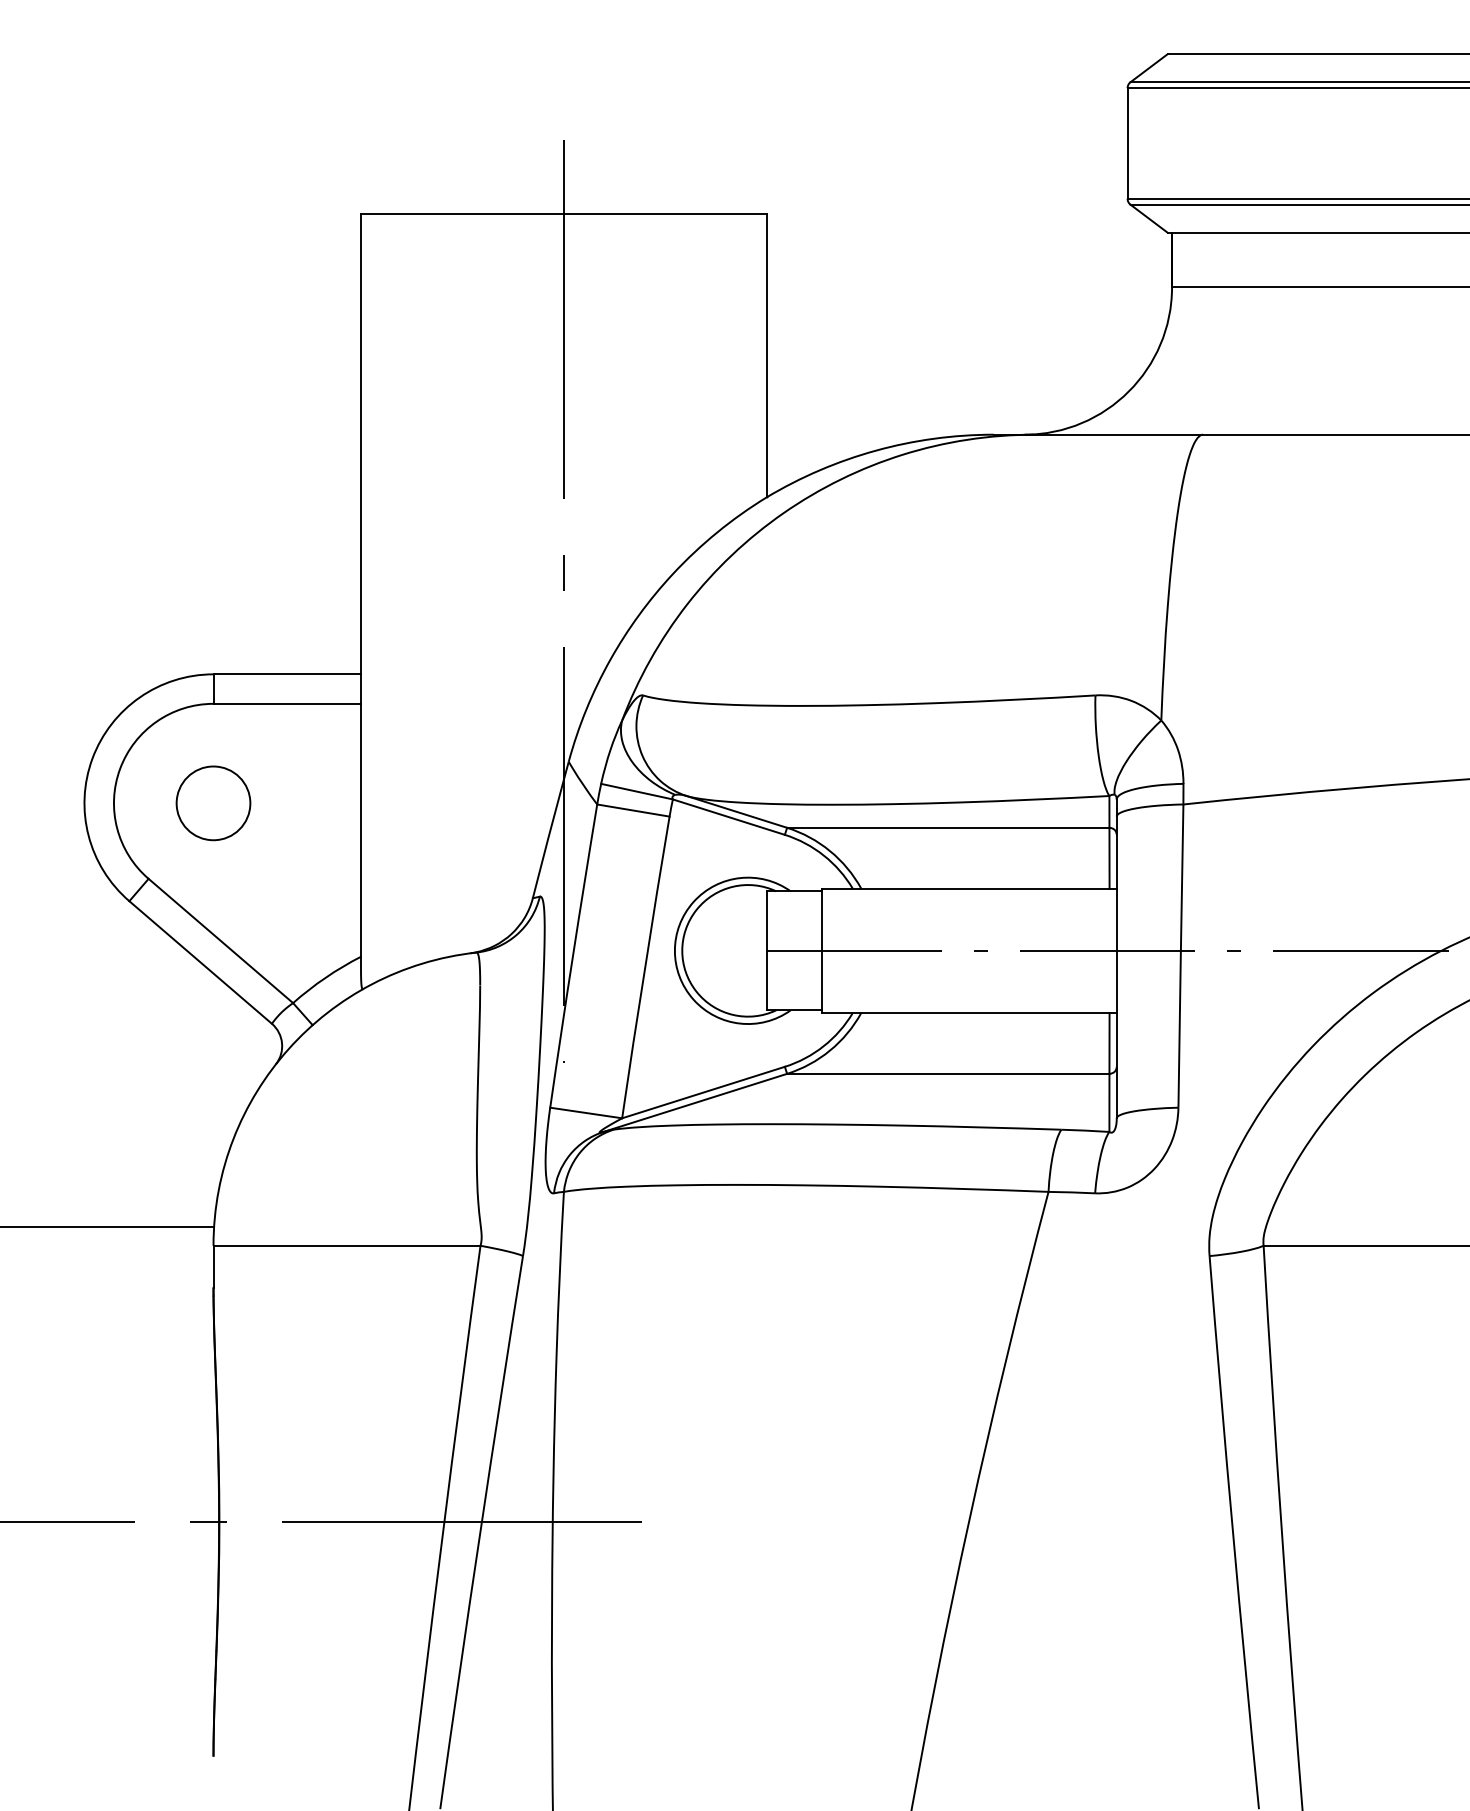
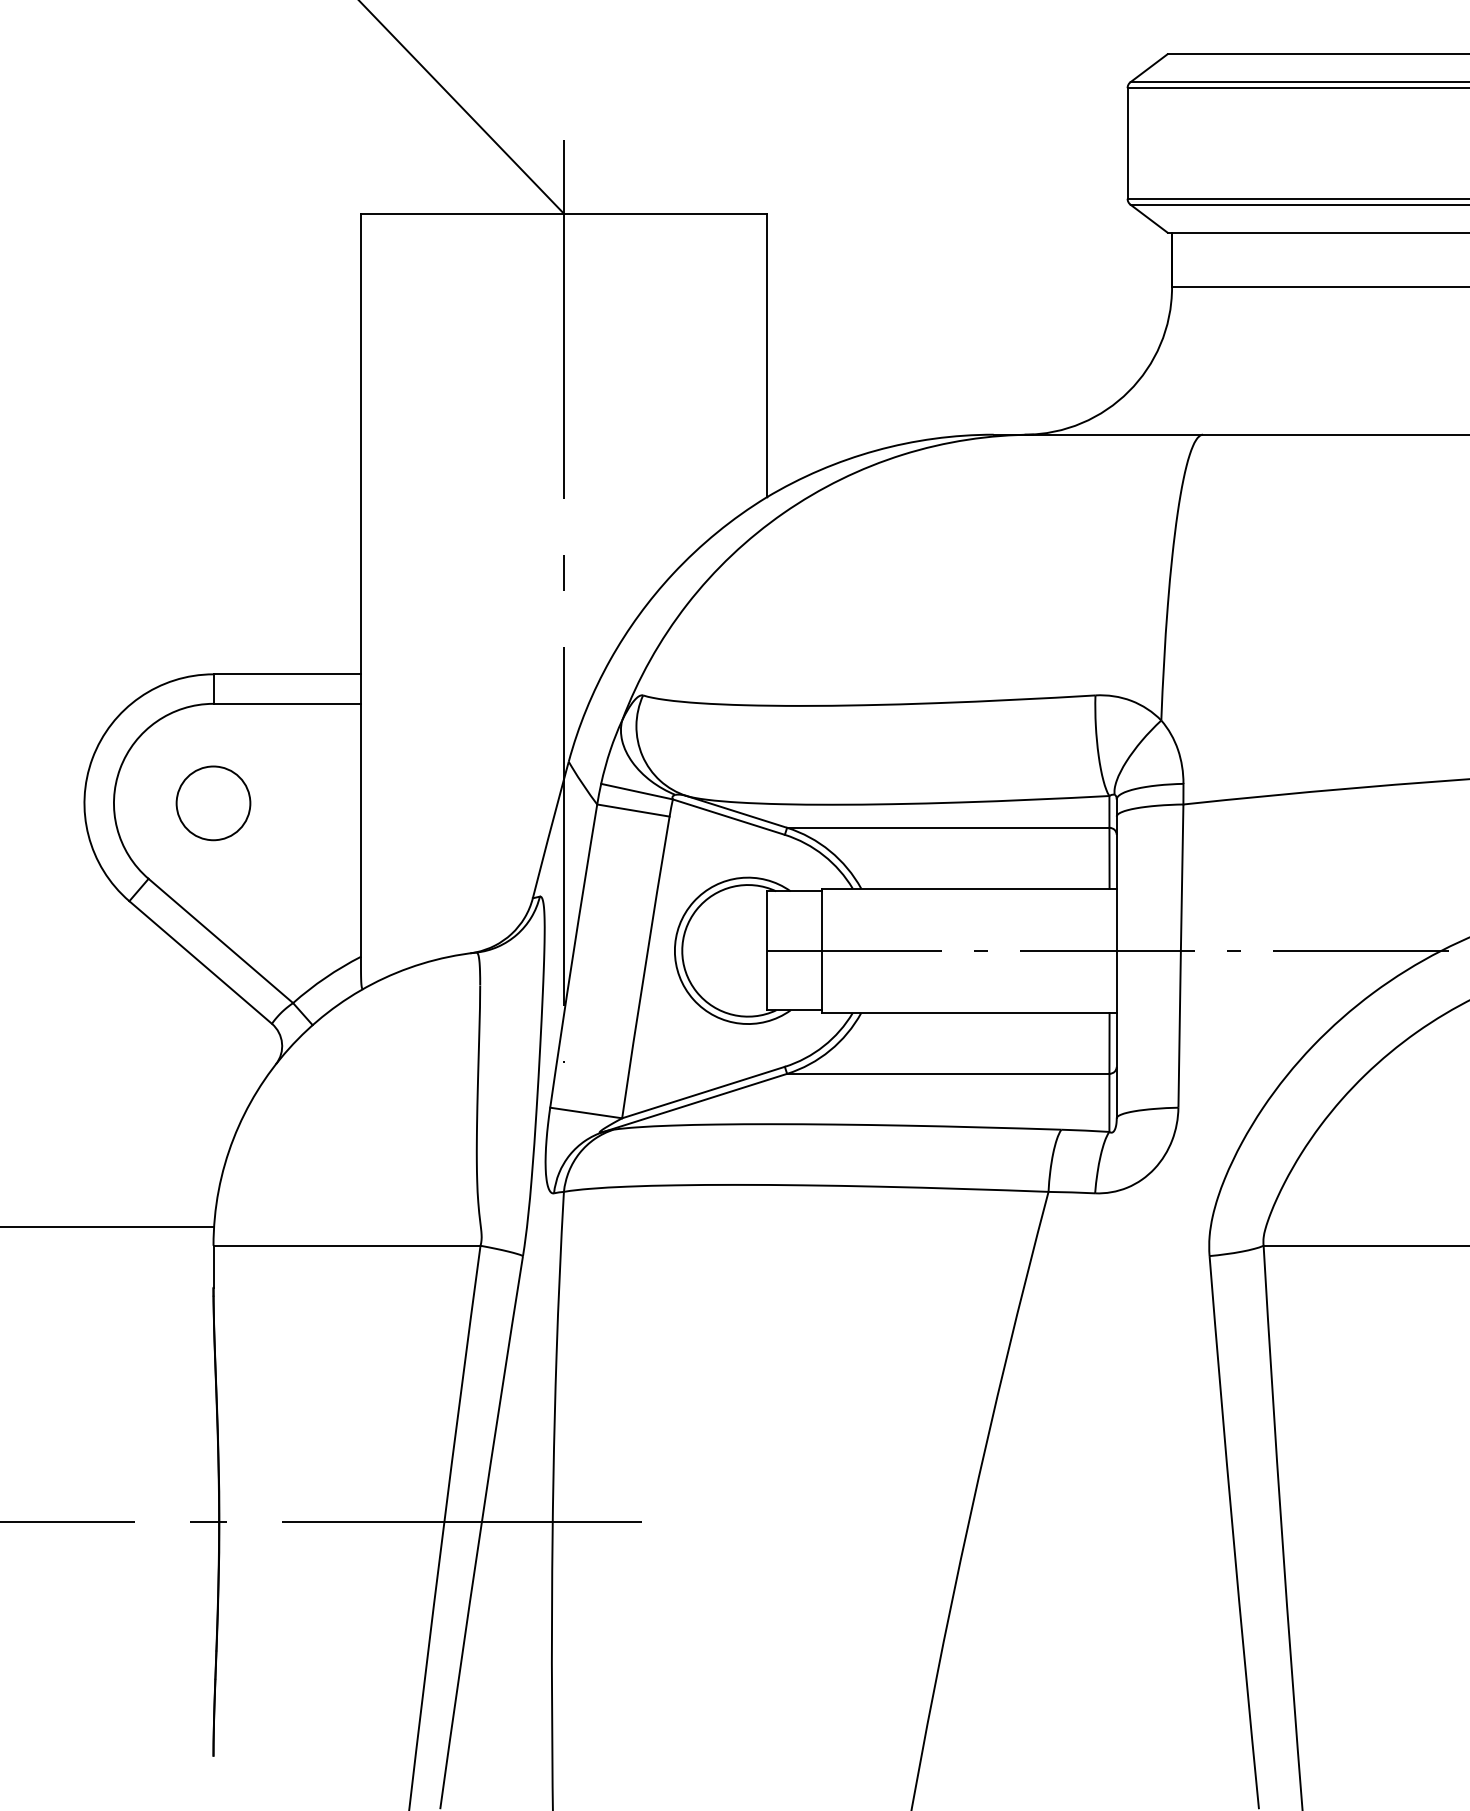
line: none -> present (461, 107)
